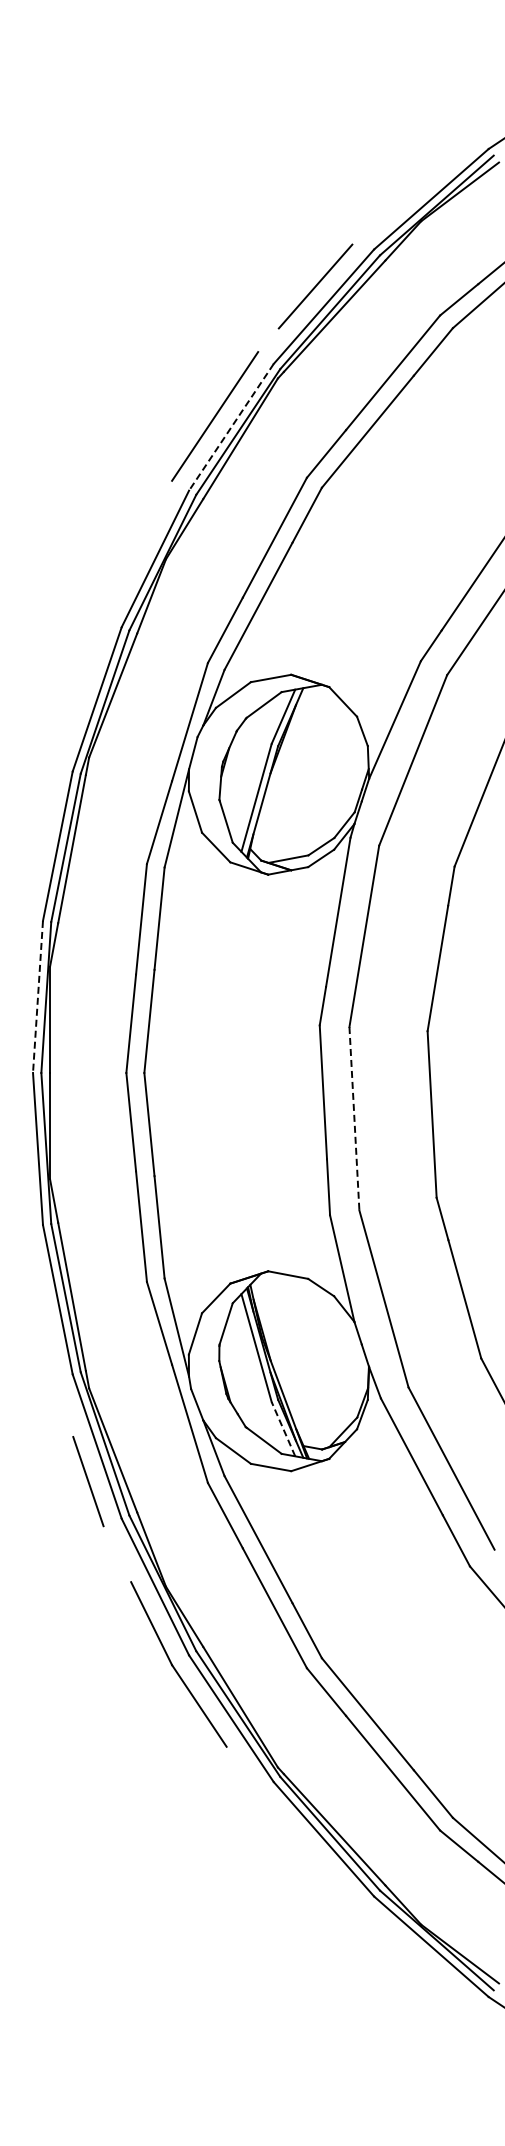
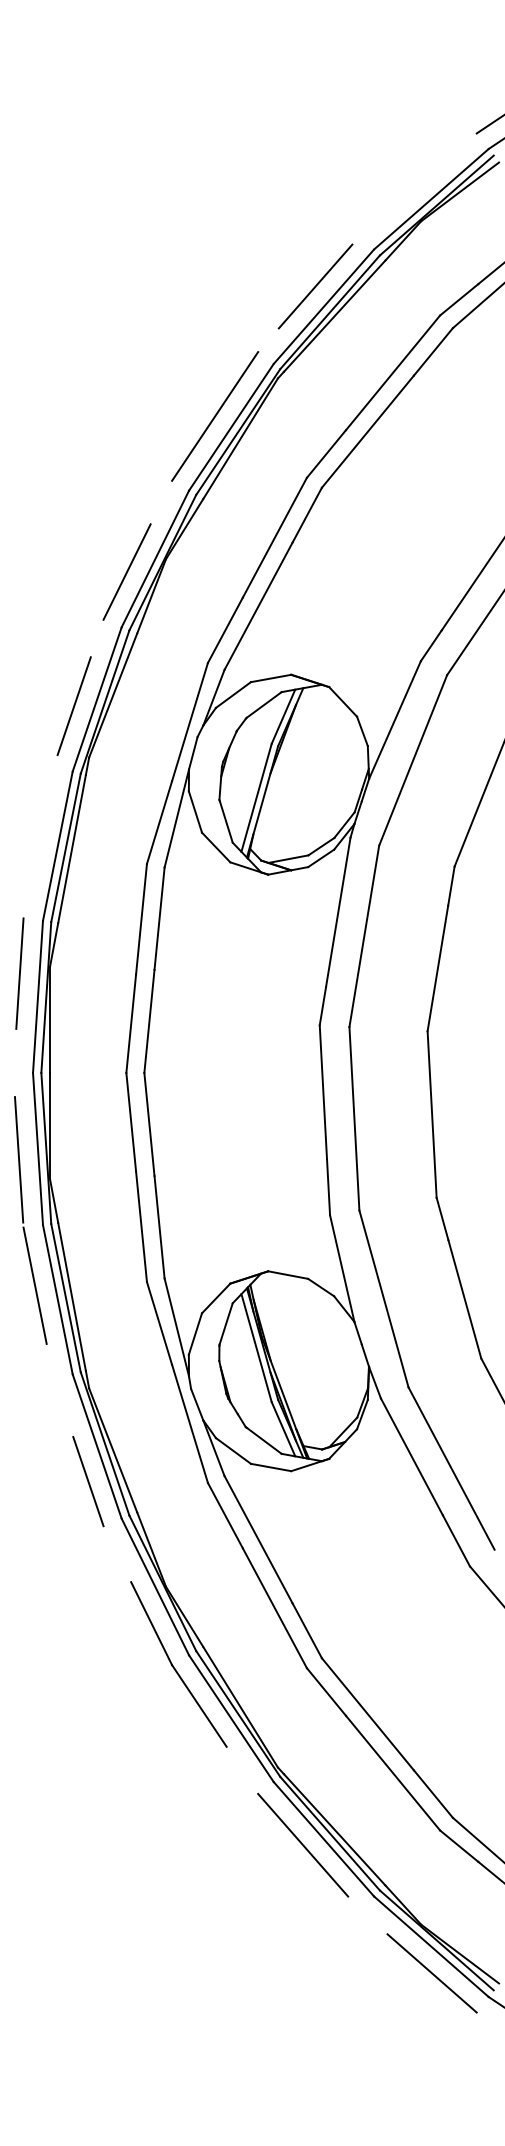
line: none -> present (488, 124)
line: dashed -> solid (231, 427)
line: none -> present (126, 571)
line: none -> present (73, 706)
line: none -> present (19, 973)
line: dashed -> solid (37, 997)
line: dashed -> solid (354, 1118)
part: none -> present (24, 1222)
line: dashed -> solid (283, 1429)
line: none -> present (303, 1844)
line: none -> present (431, 1973)
